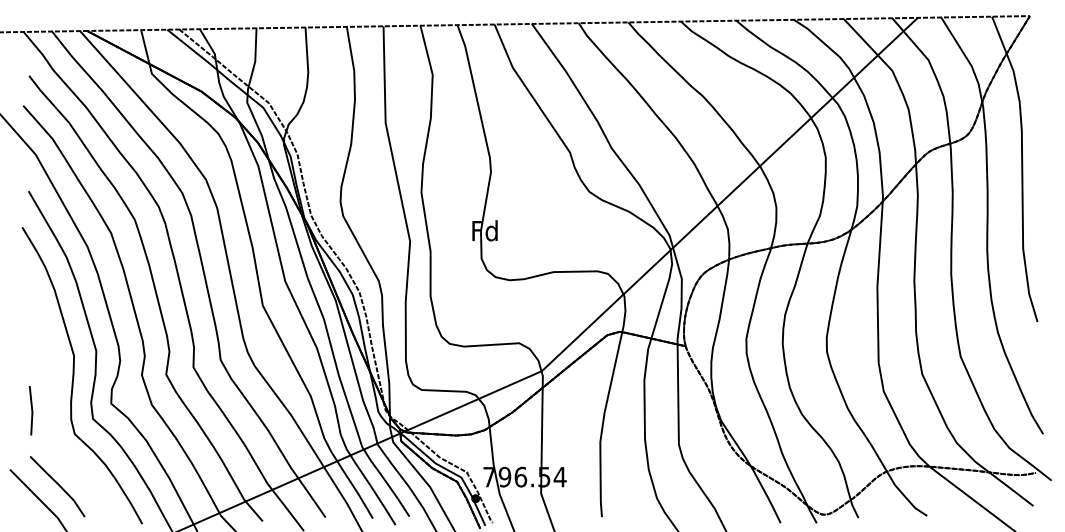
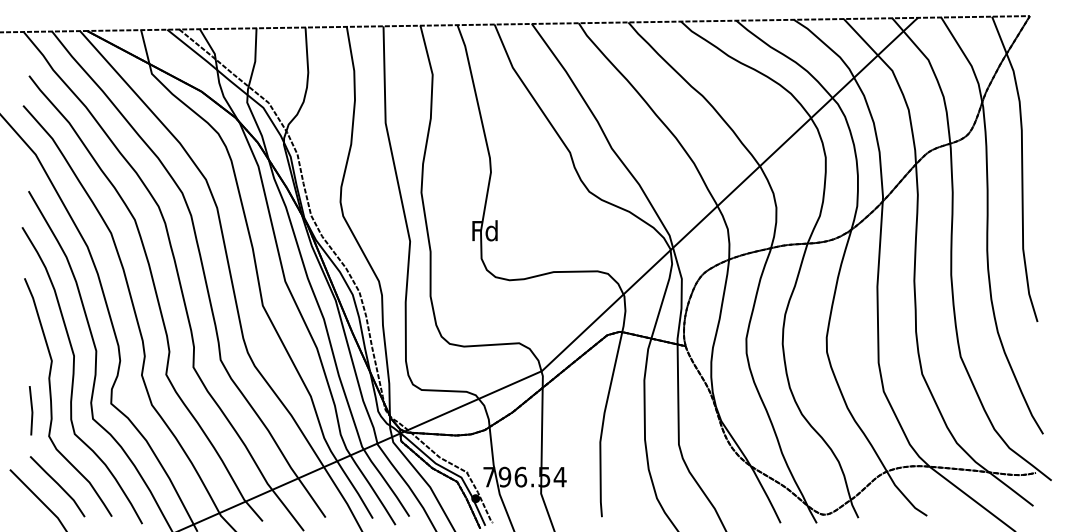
curve: none -> present (51, 397)
